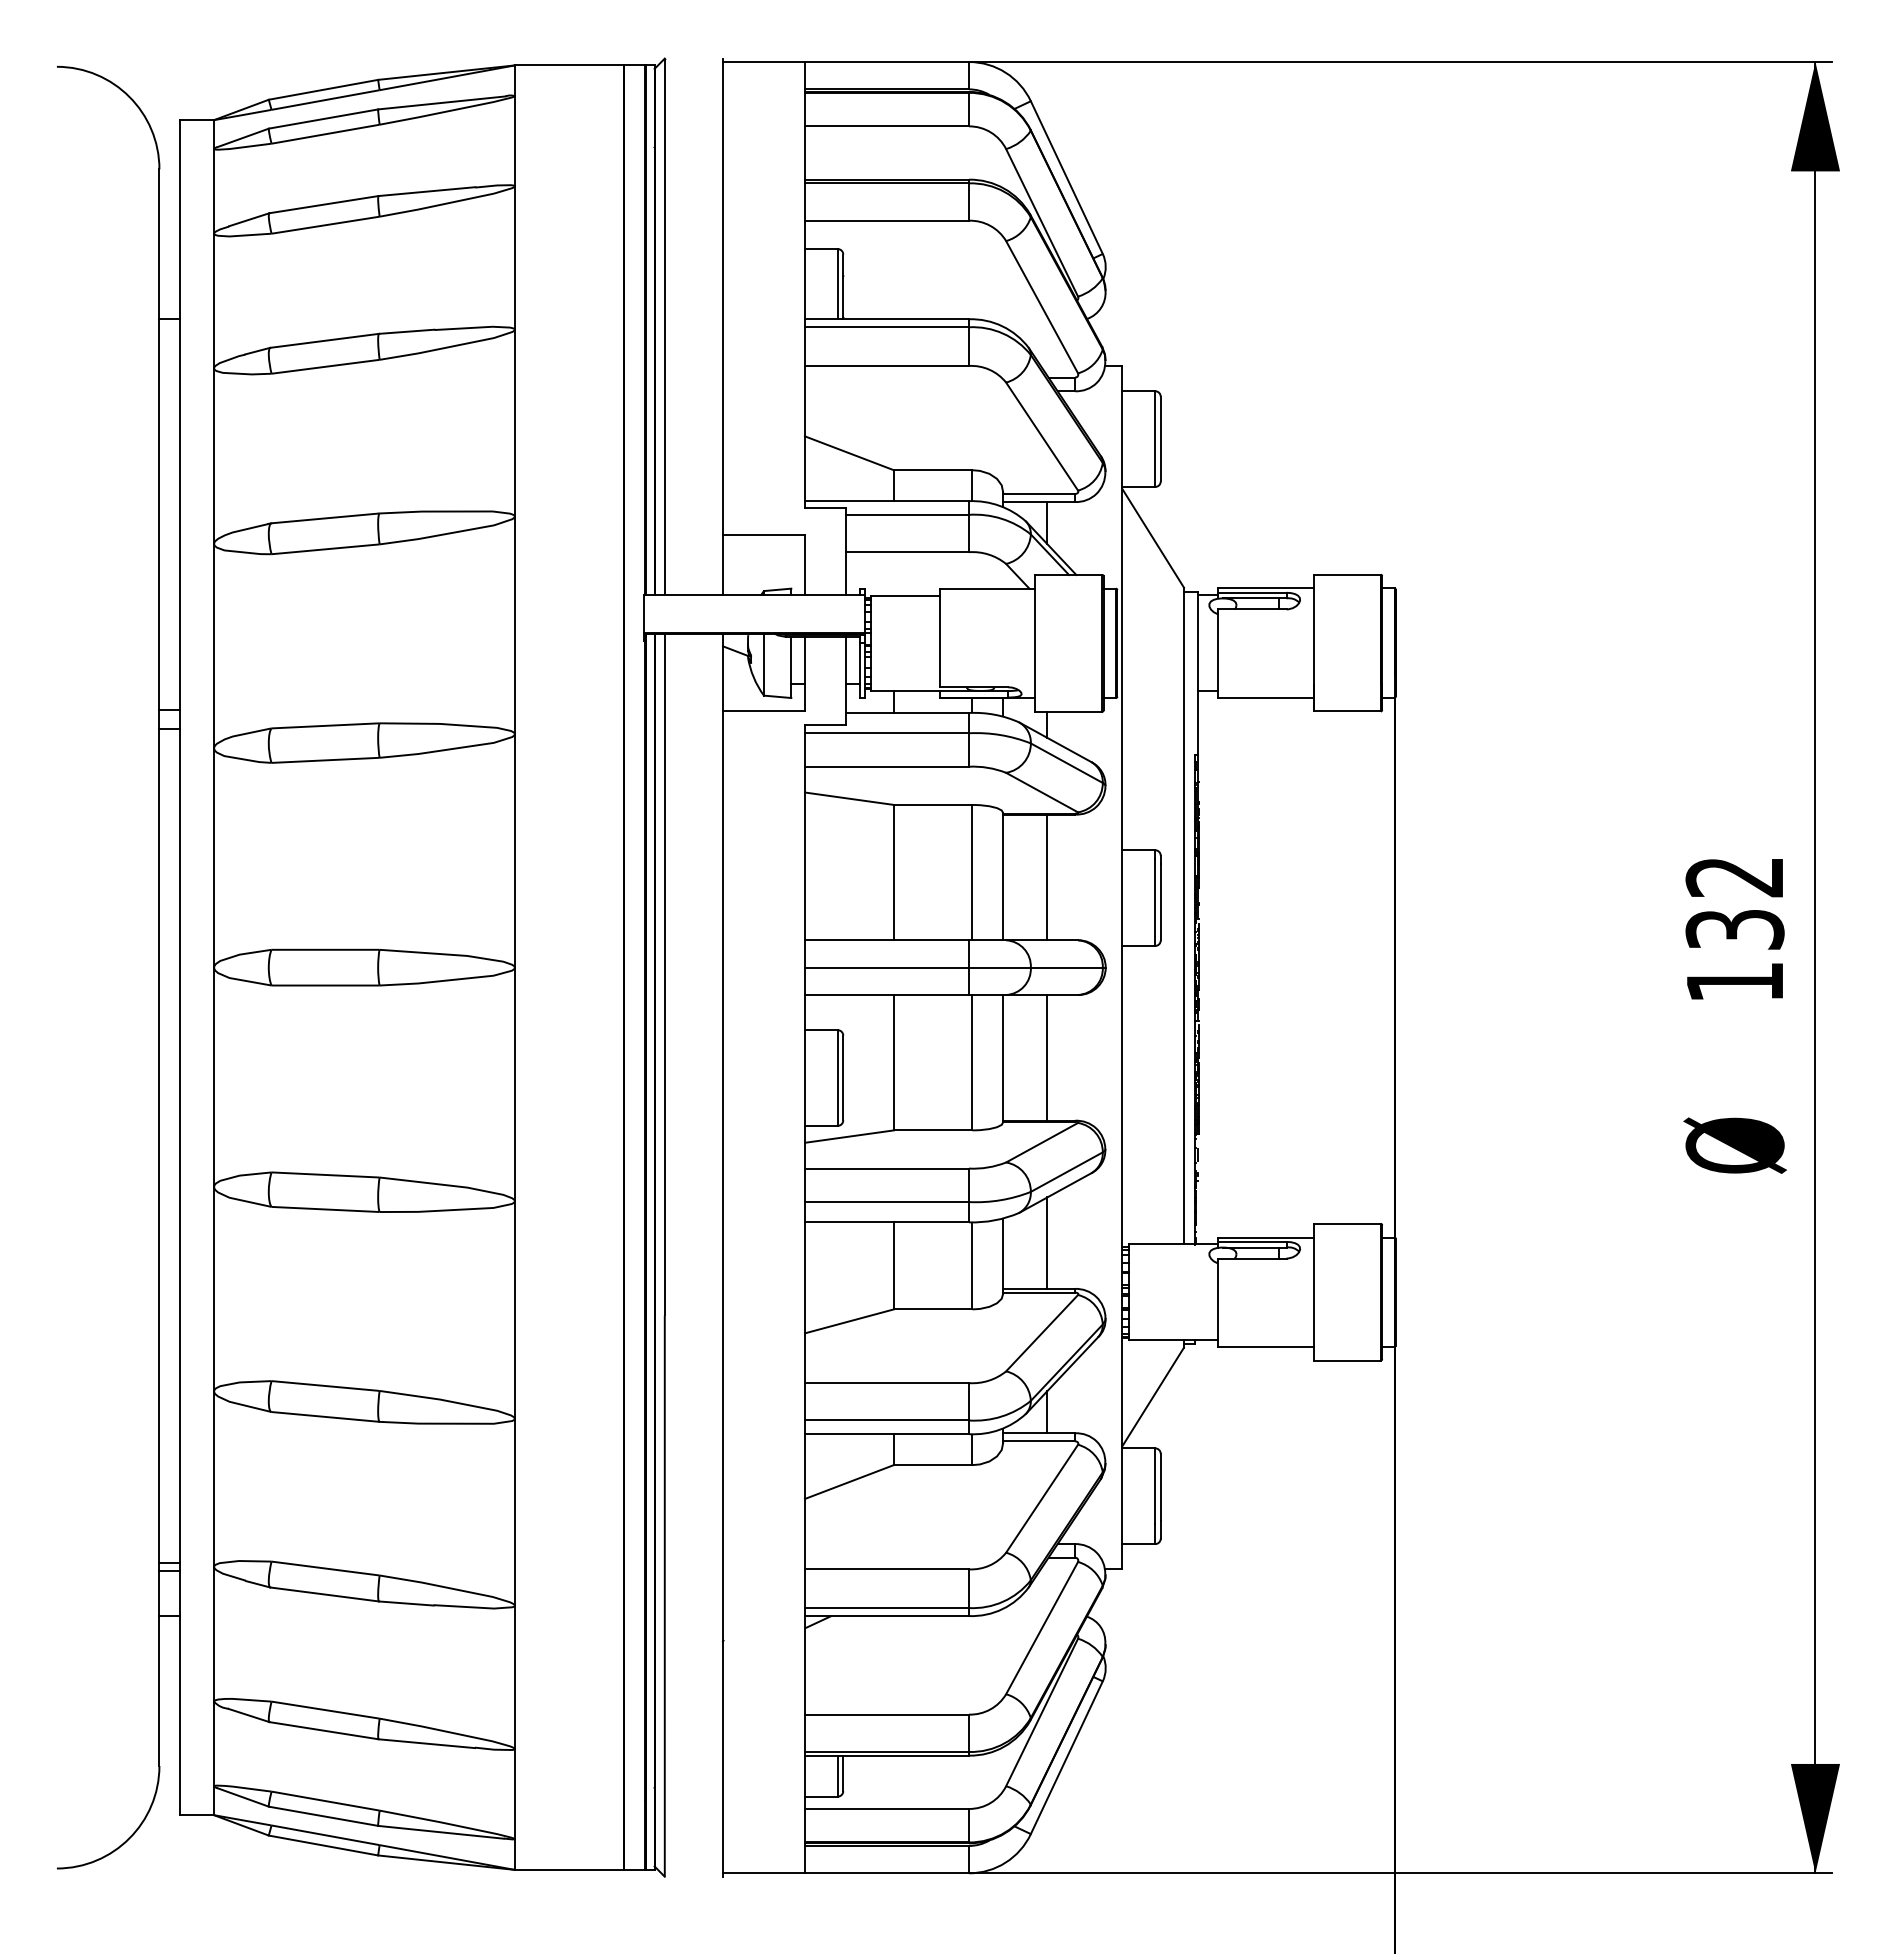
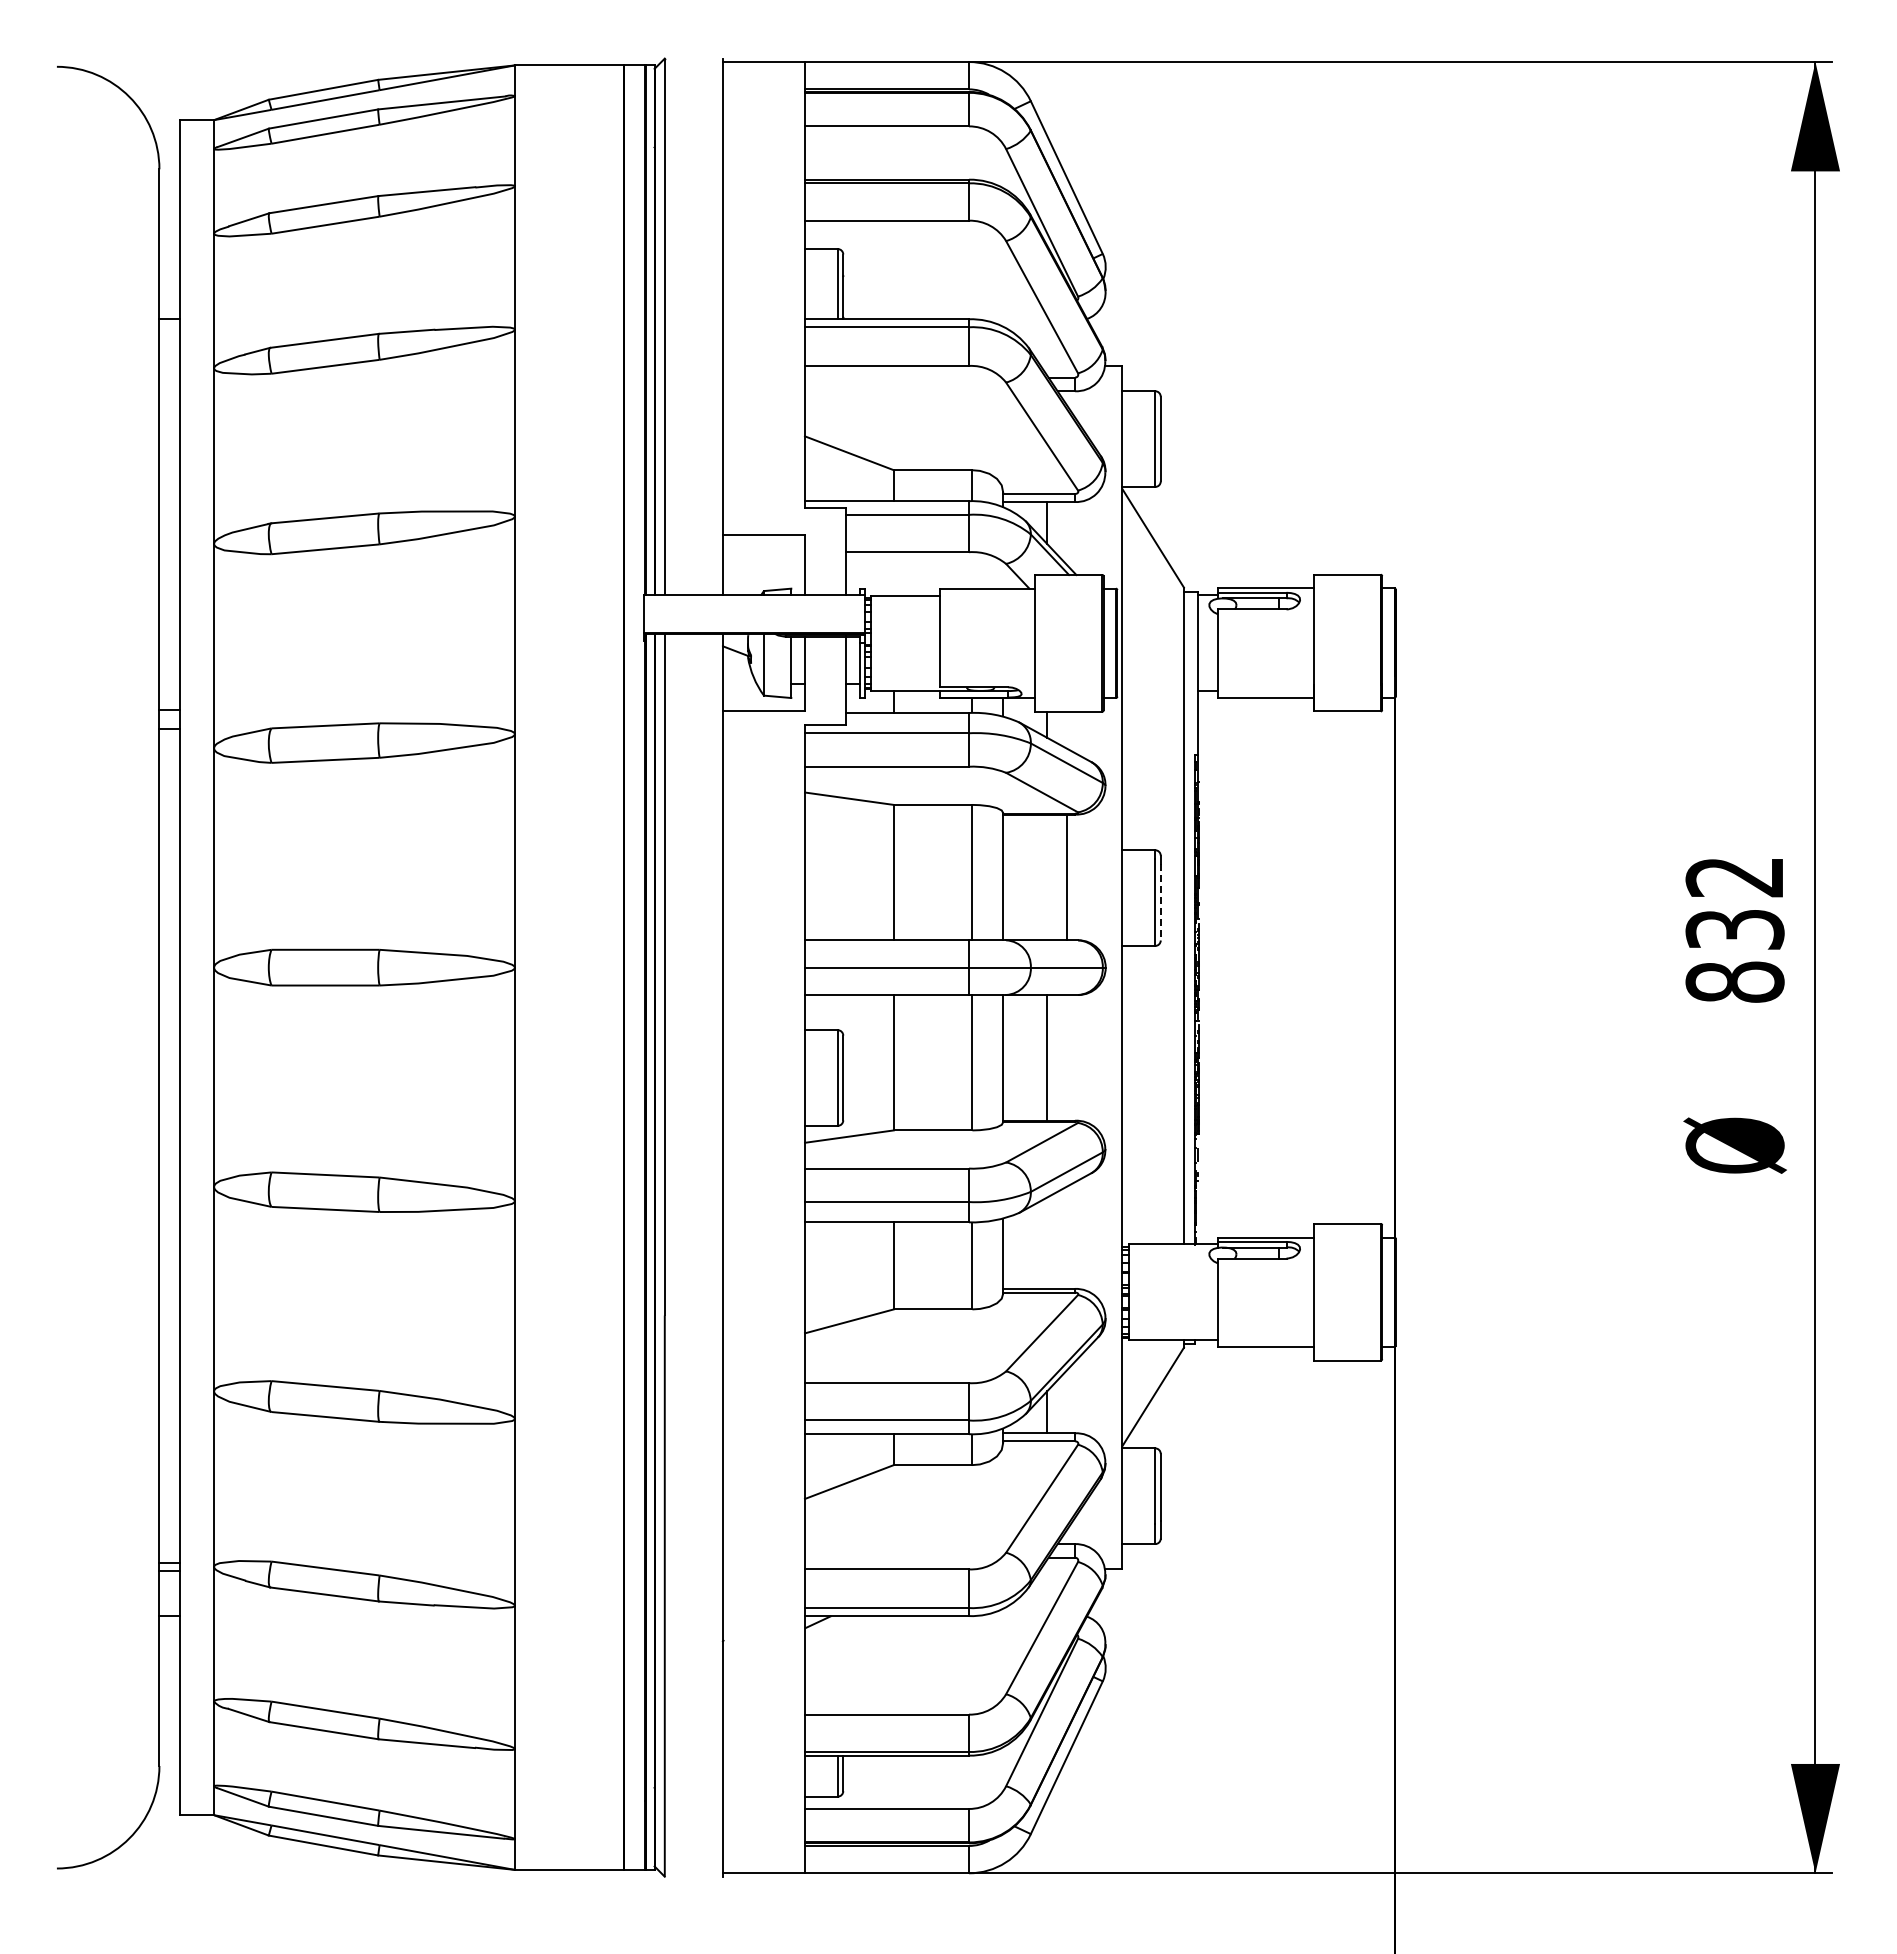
line position: (1047, 877) -> (1067, 877) (1067, 877)
line: solid -> dashed (1160, 902)
text: 132 -> 832 (1734, 981)
line: present -> none (1047, 1242)
